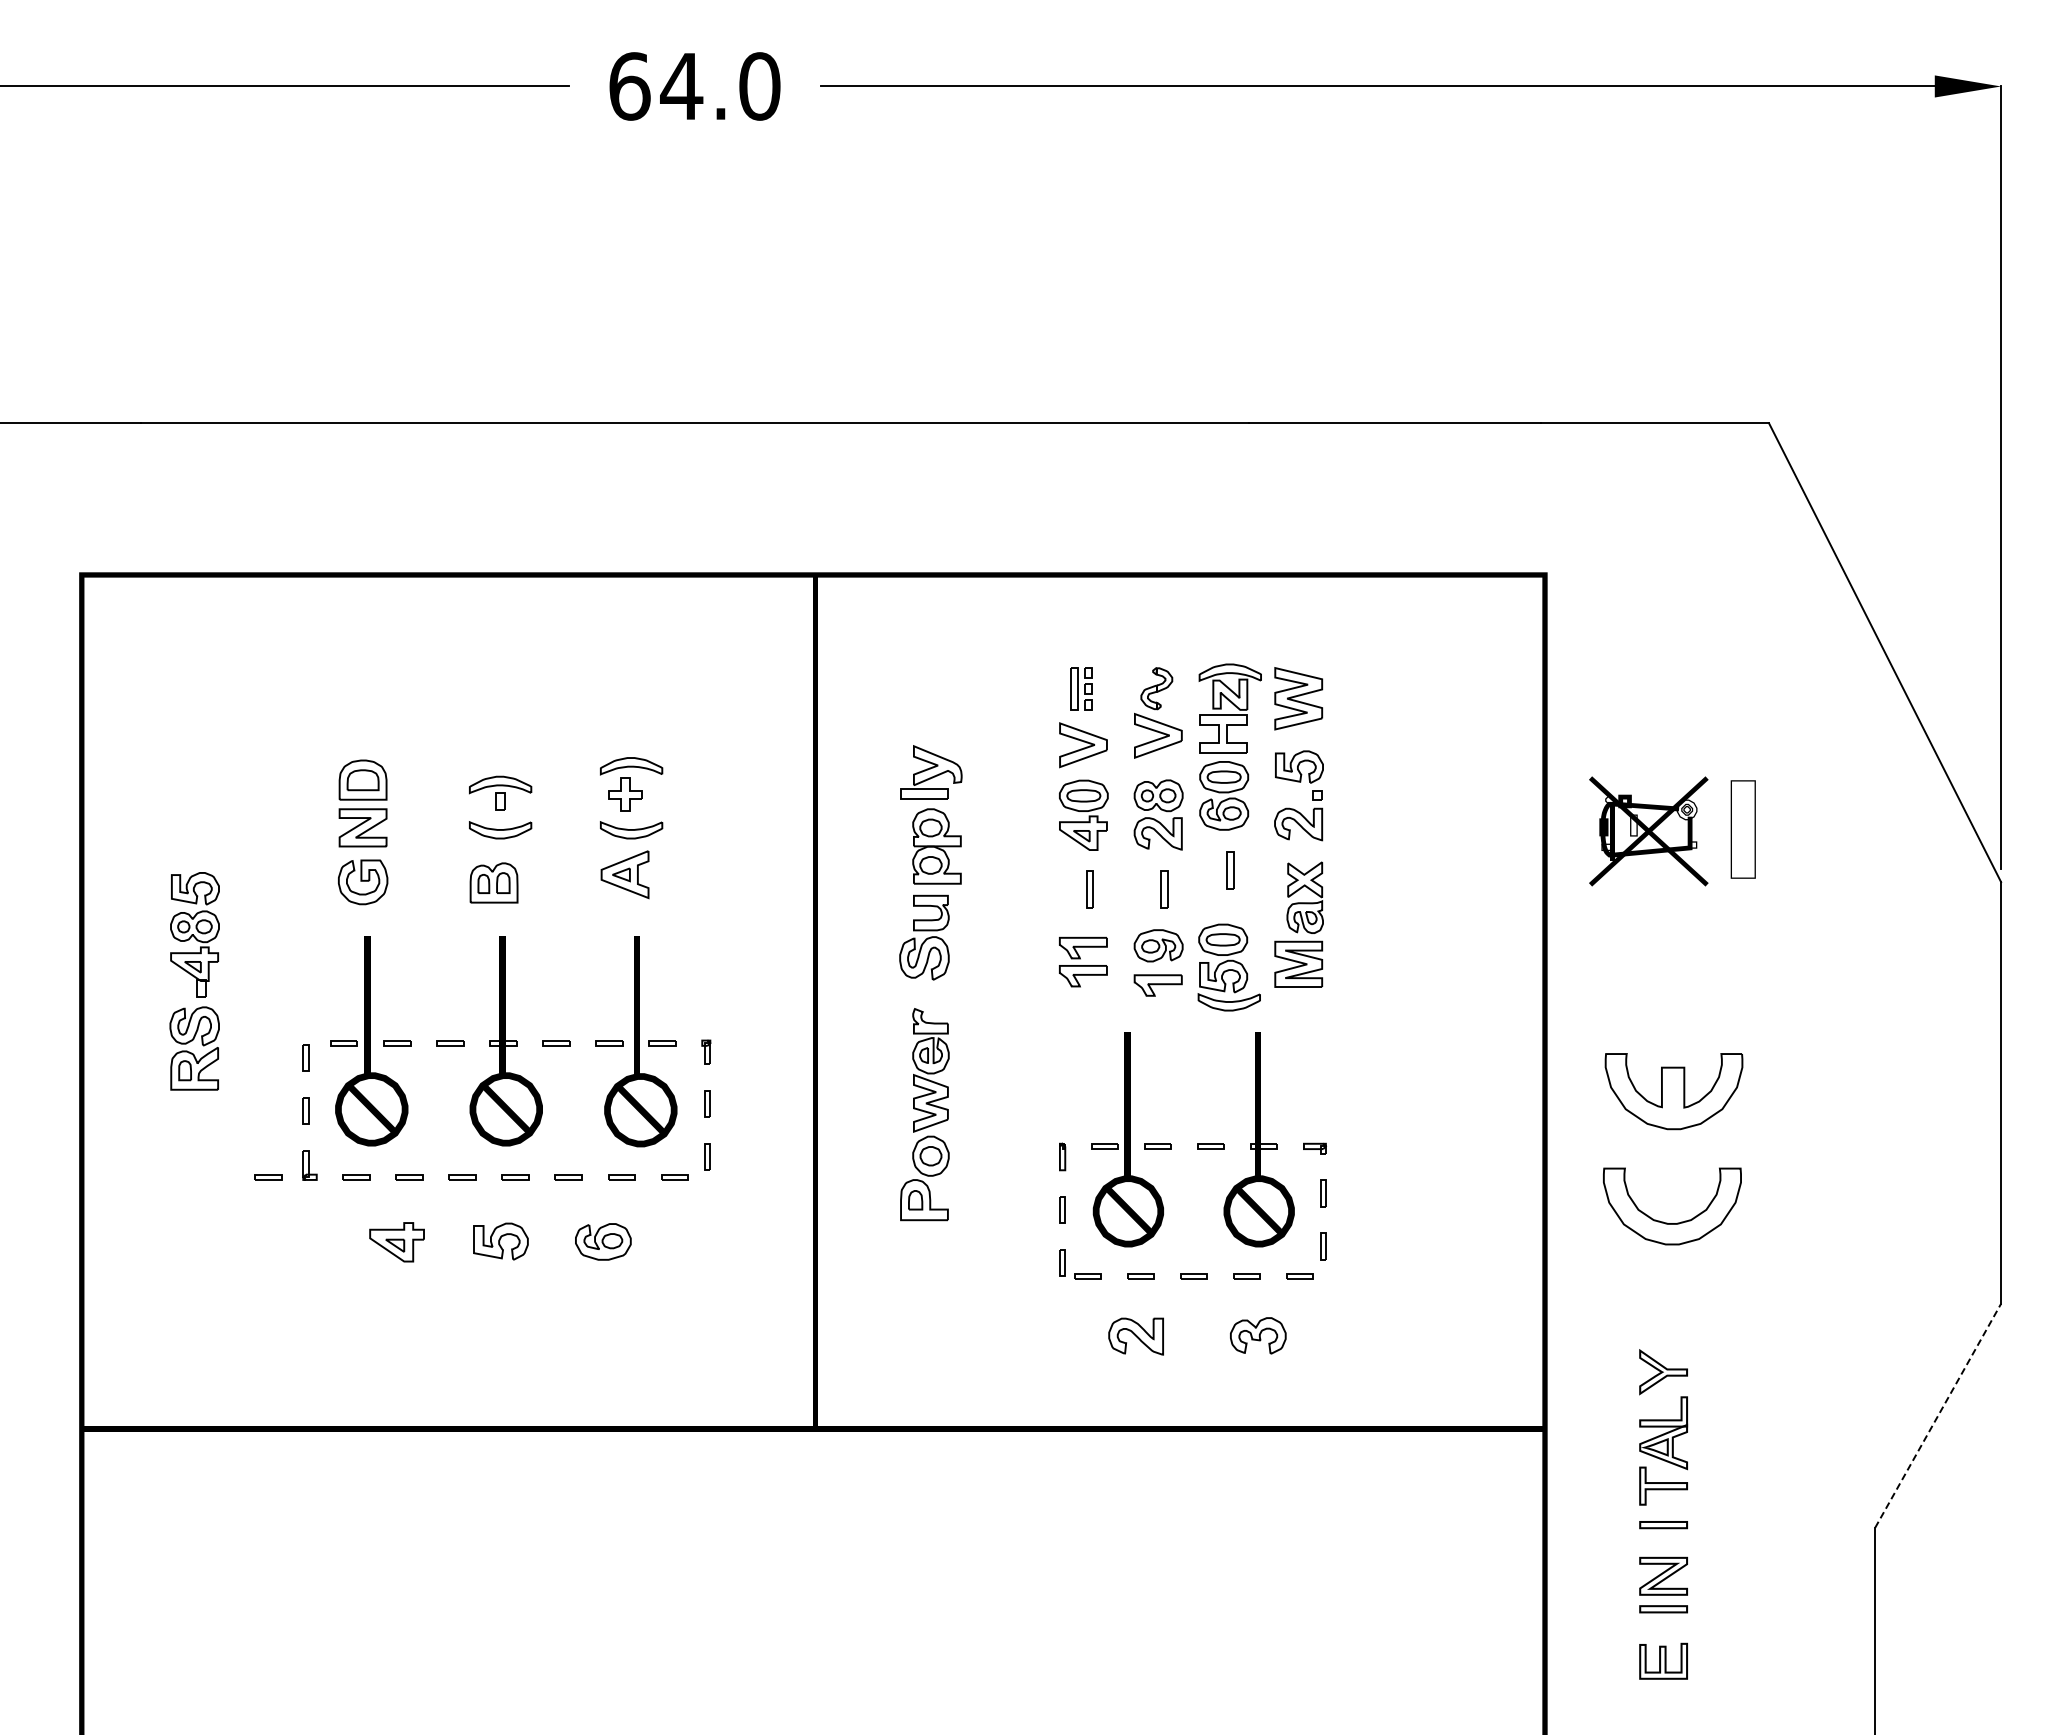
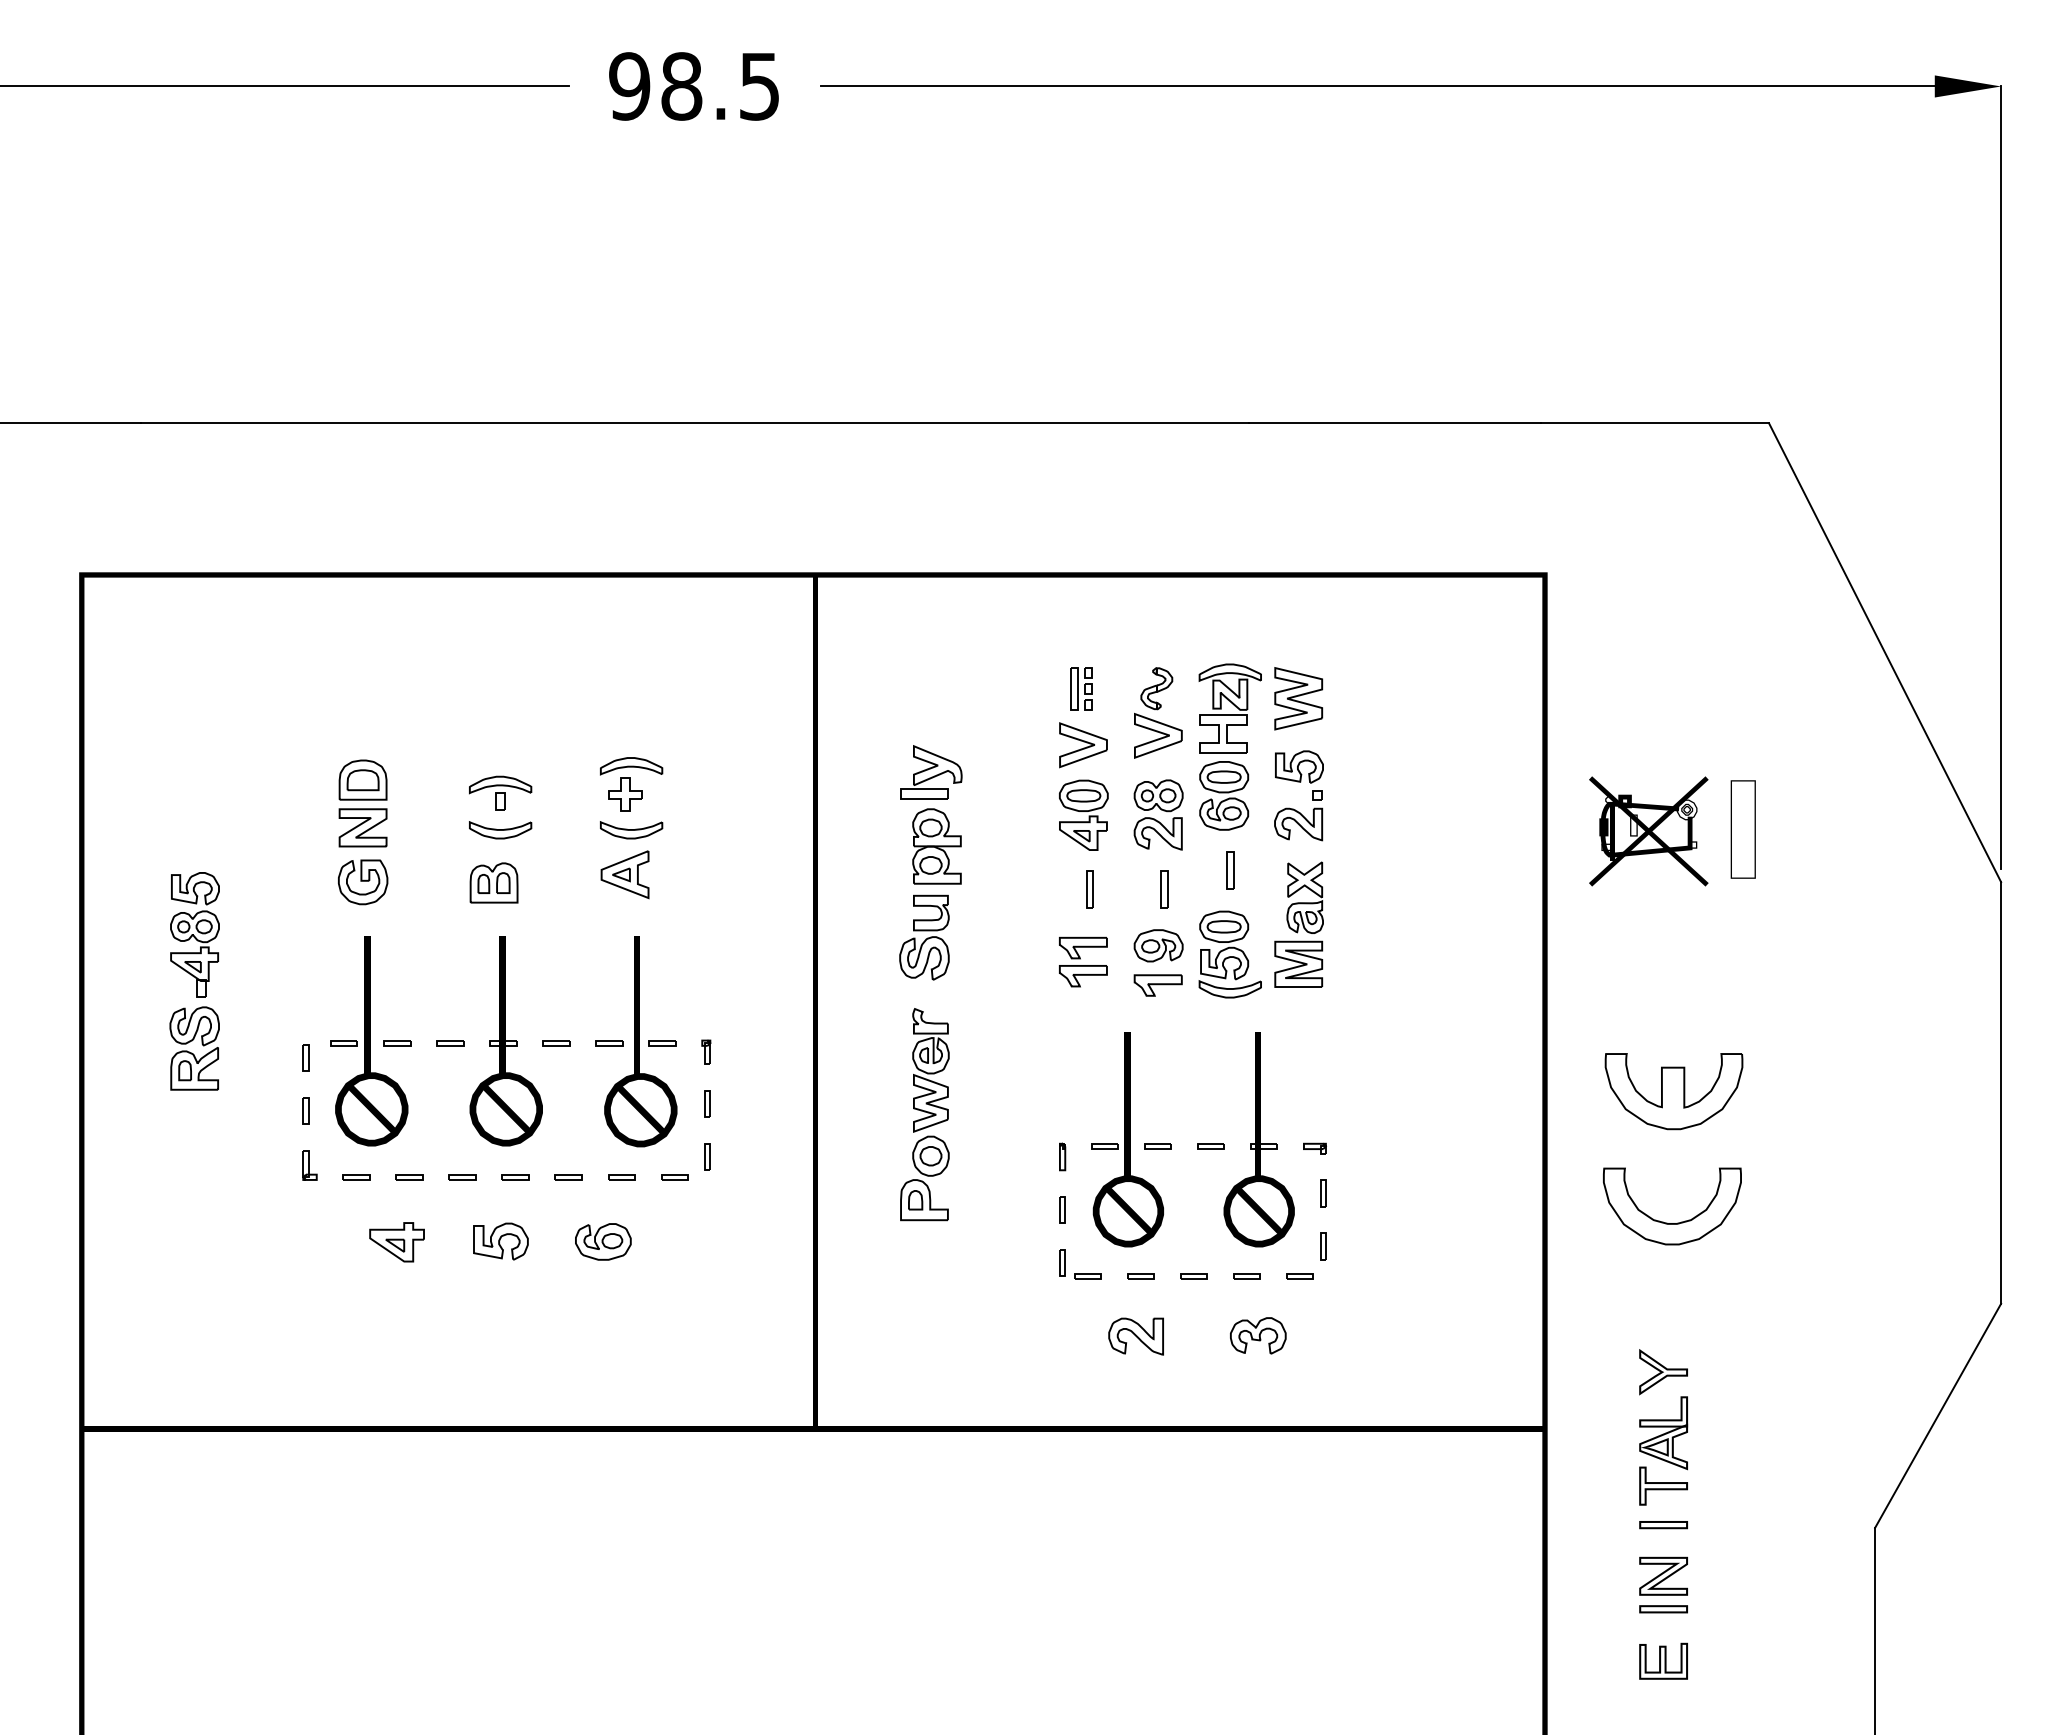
text: 64.0 -> 98.5 (694, 86)
part position: (1228, 967) -> (1229, 954) (1229, 954)
part: present -> none (268, 1177)
line: dashed -> solid (1938, 1415)
